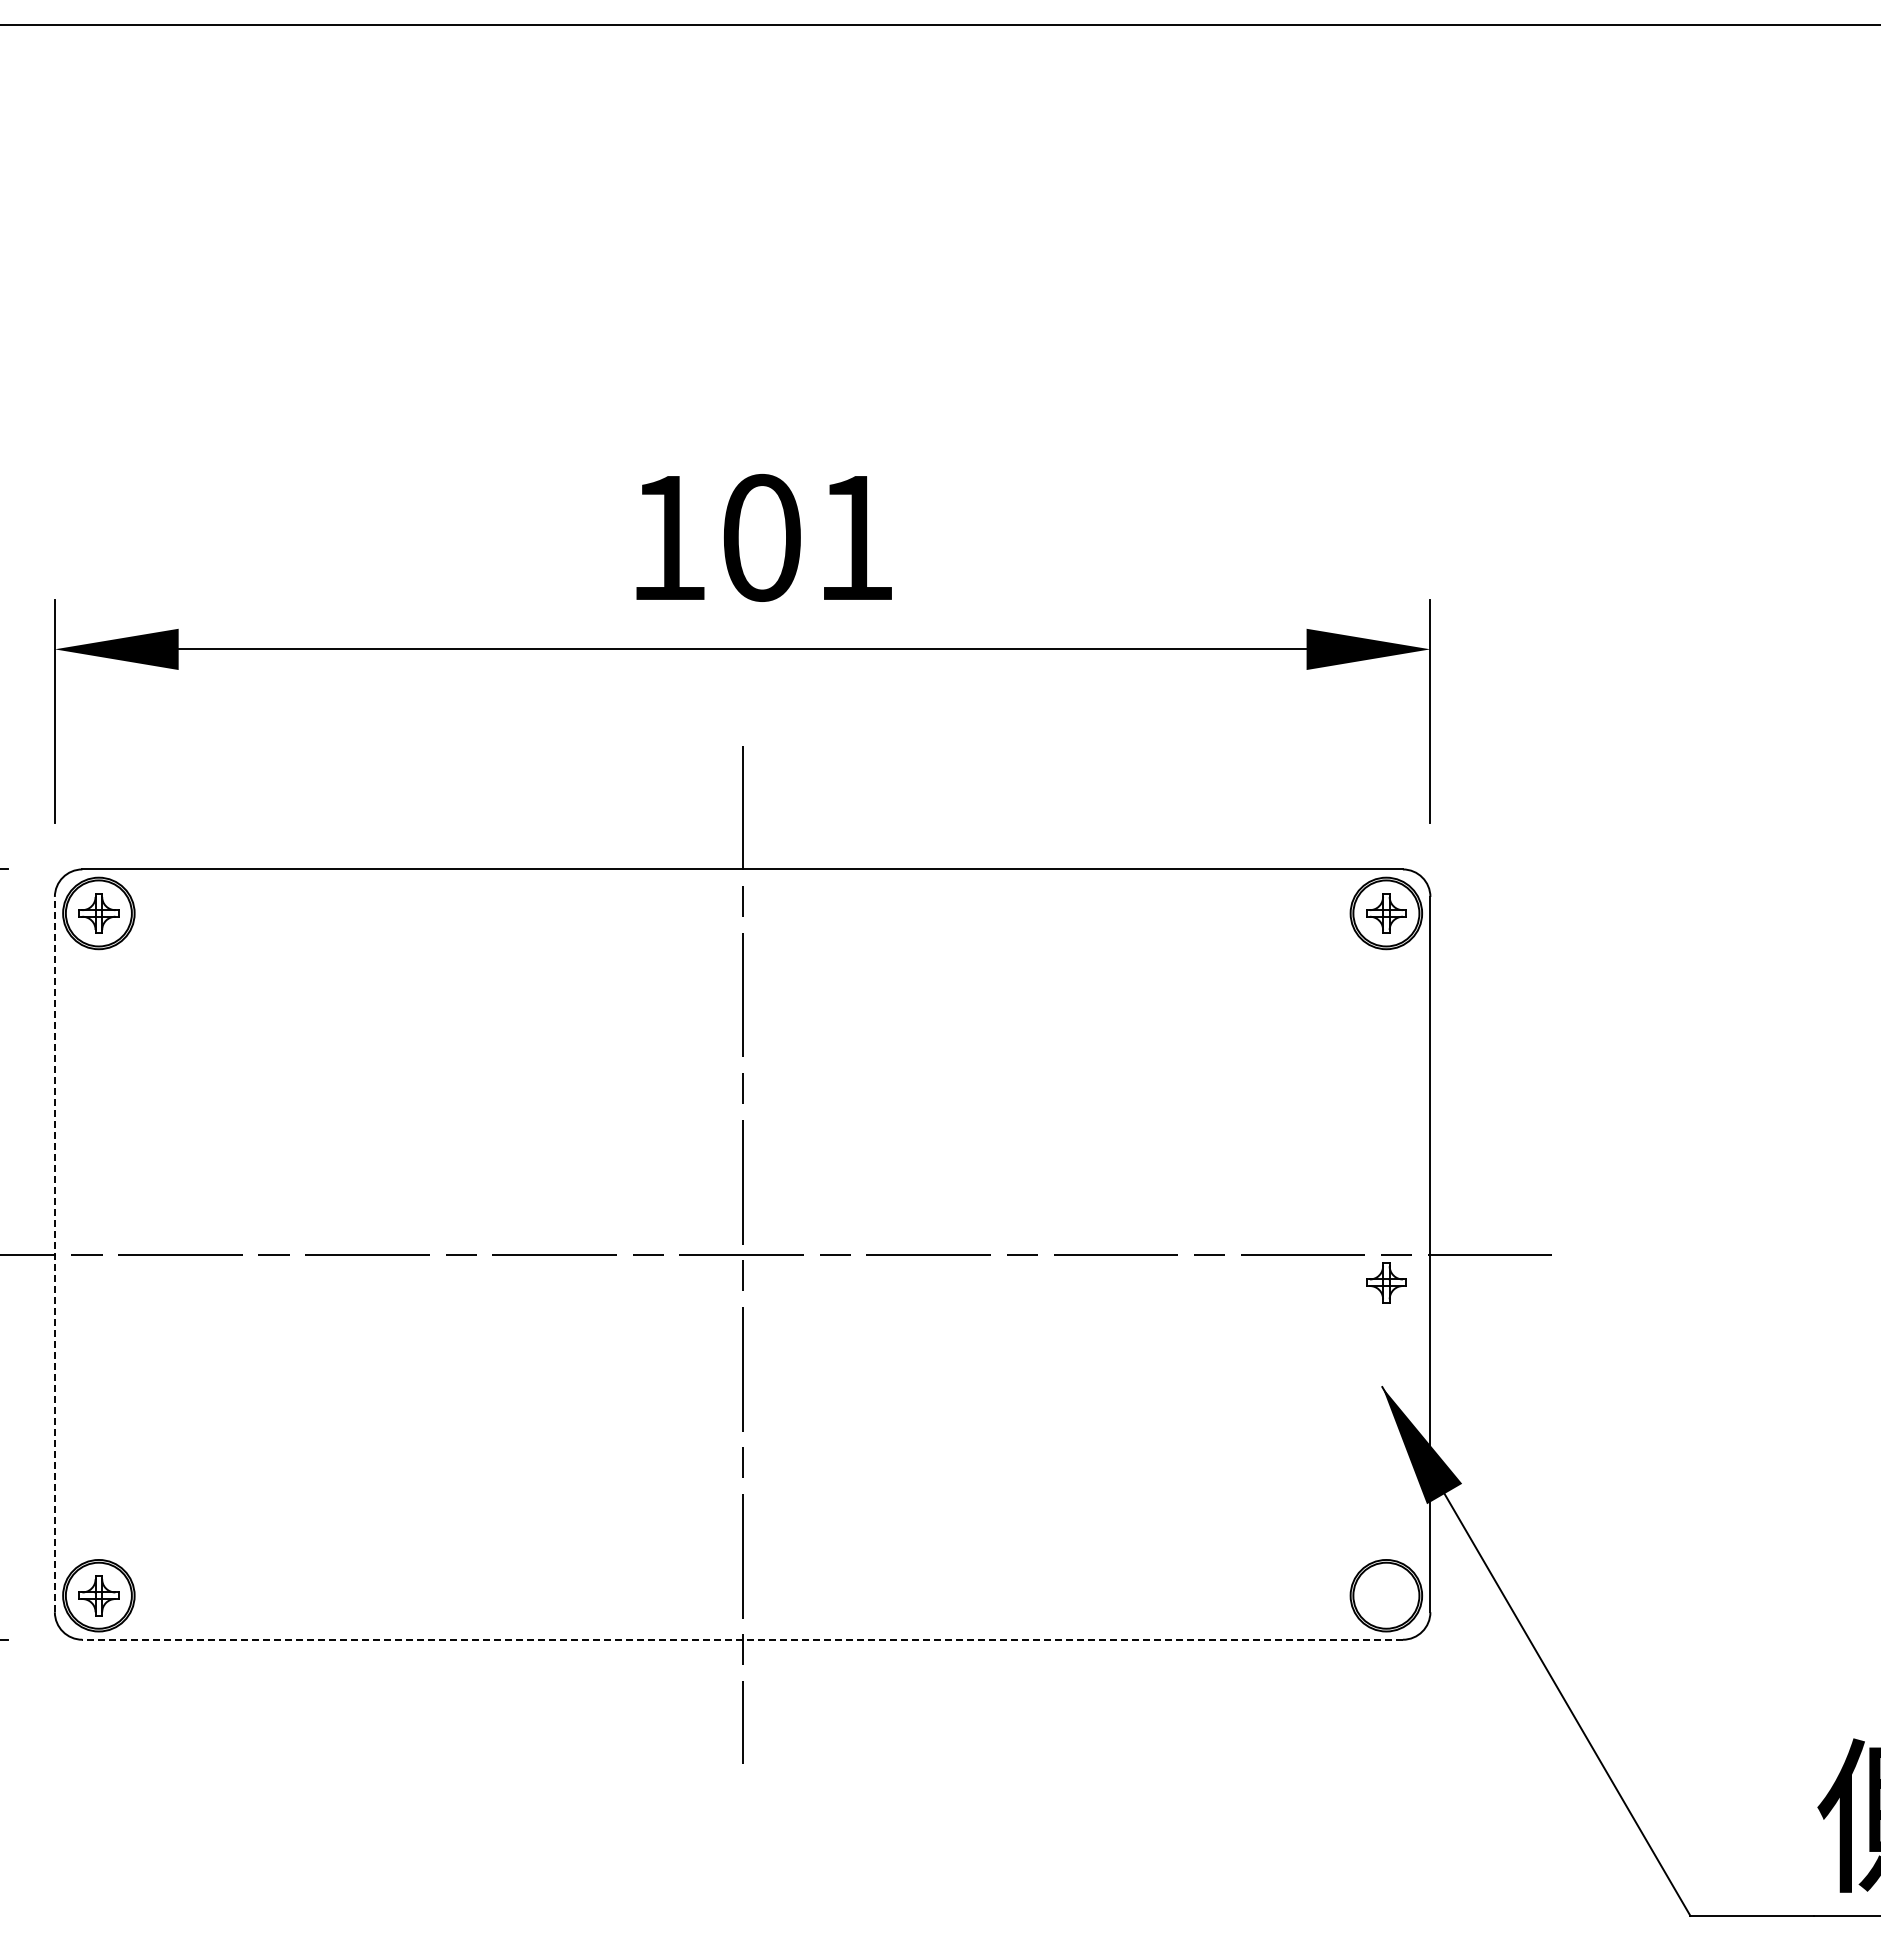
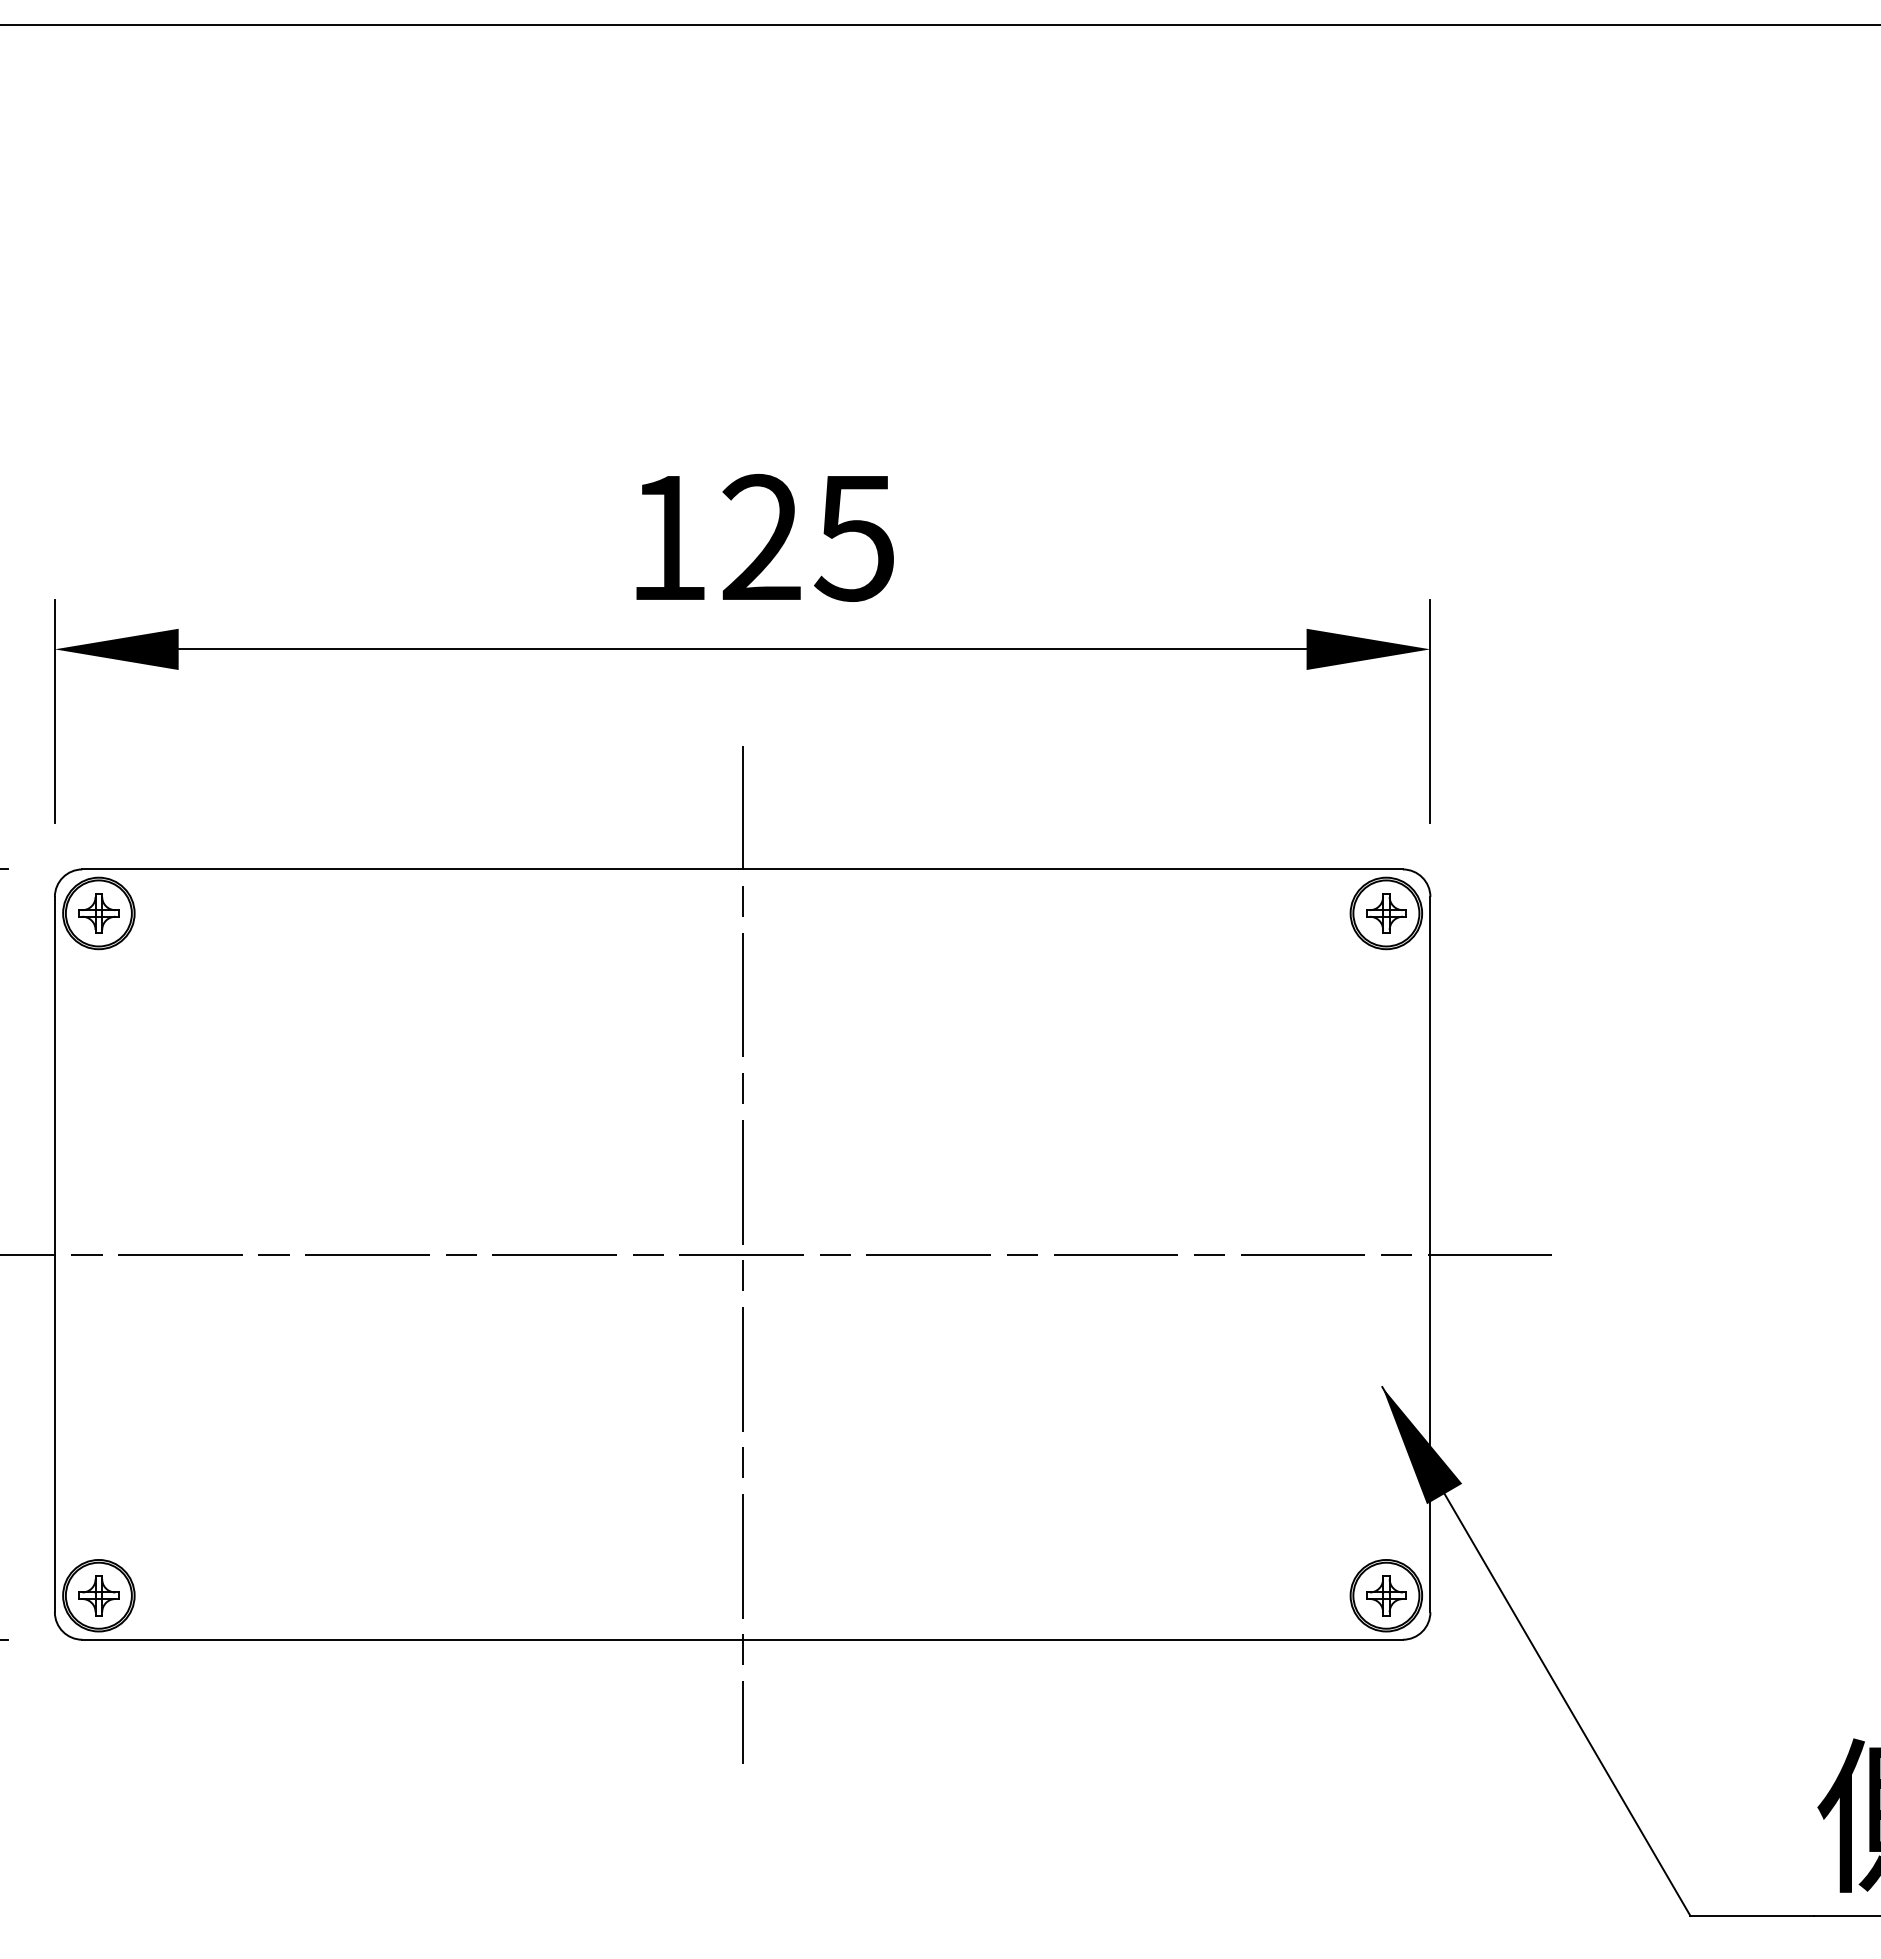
text: 101 -> 125 (807, 537)
line: dashed -> solid (54, 1254)
part position: (1386, 1282) -> (1386, 1595) (1386, 1595)
line: dashed -> solid (742, 1639)
